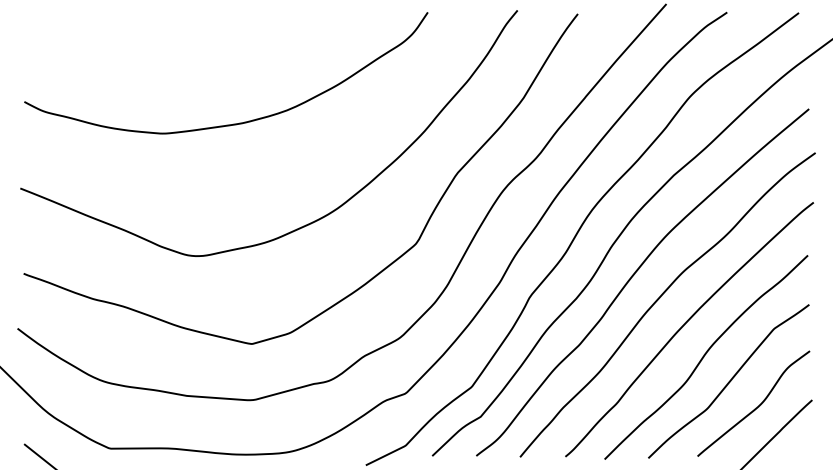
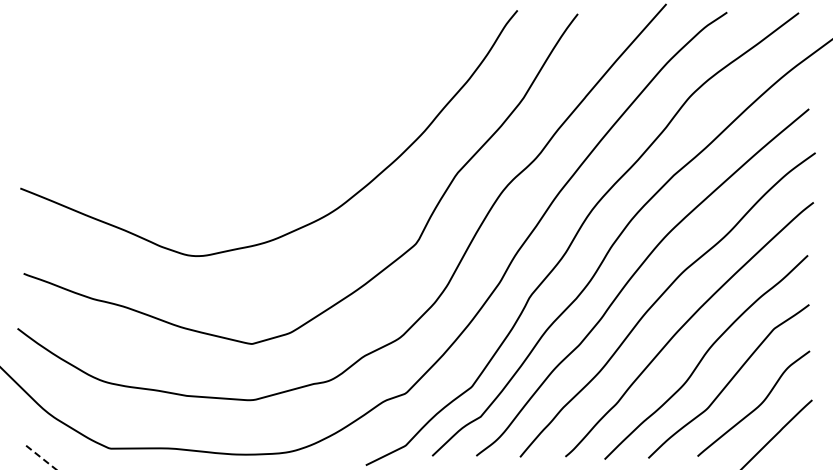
curve: present -> none (233, 123)
line: solid -> dashed (39, 456)
